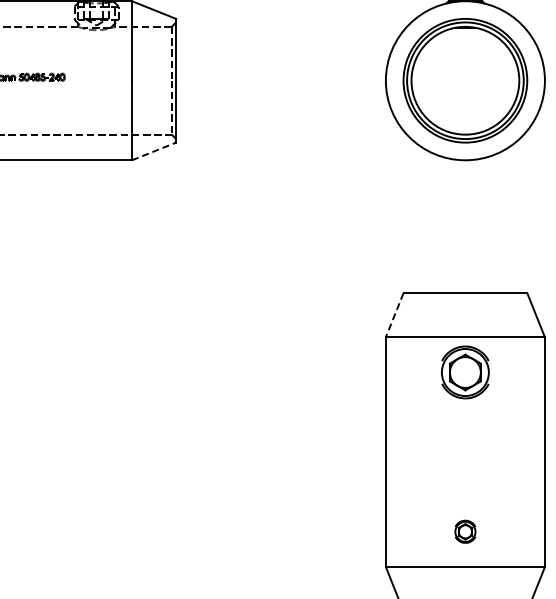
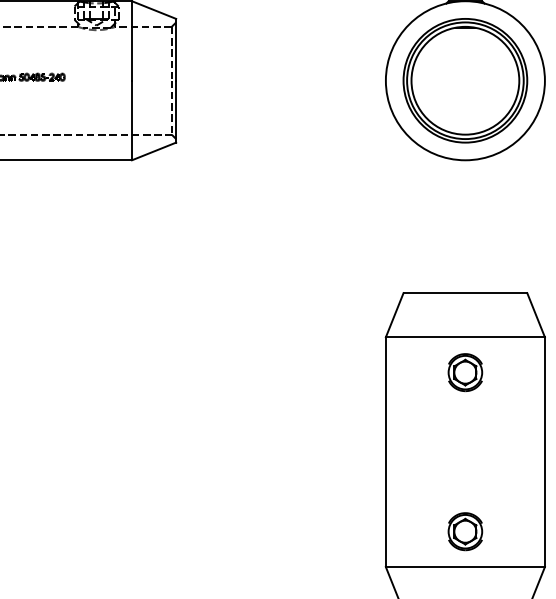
line: dashed -> solid (154, 151)
line: dashed -> solid (394, 315)
part size: 49x55 px -> 37x40 px (465, 372)
part size: 23x25 px -> 37x40 px (465, 531)
